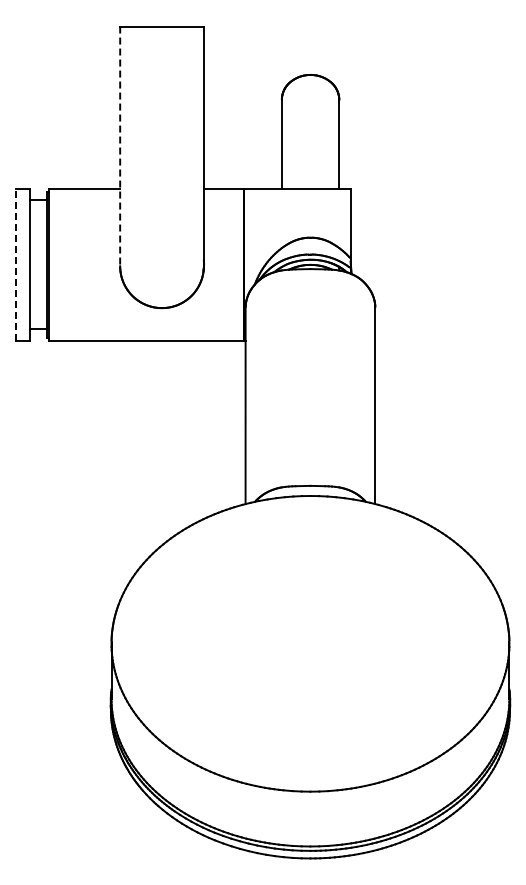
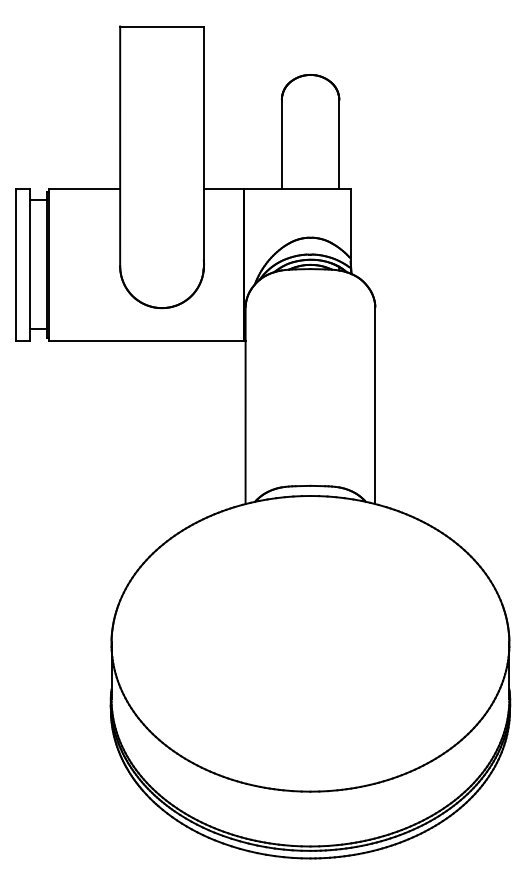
line: dashed -> solid (120, 146)
line: dashed -> solid (15, 264)
